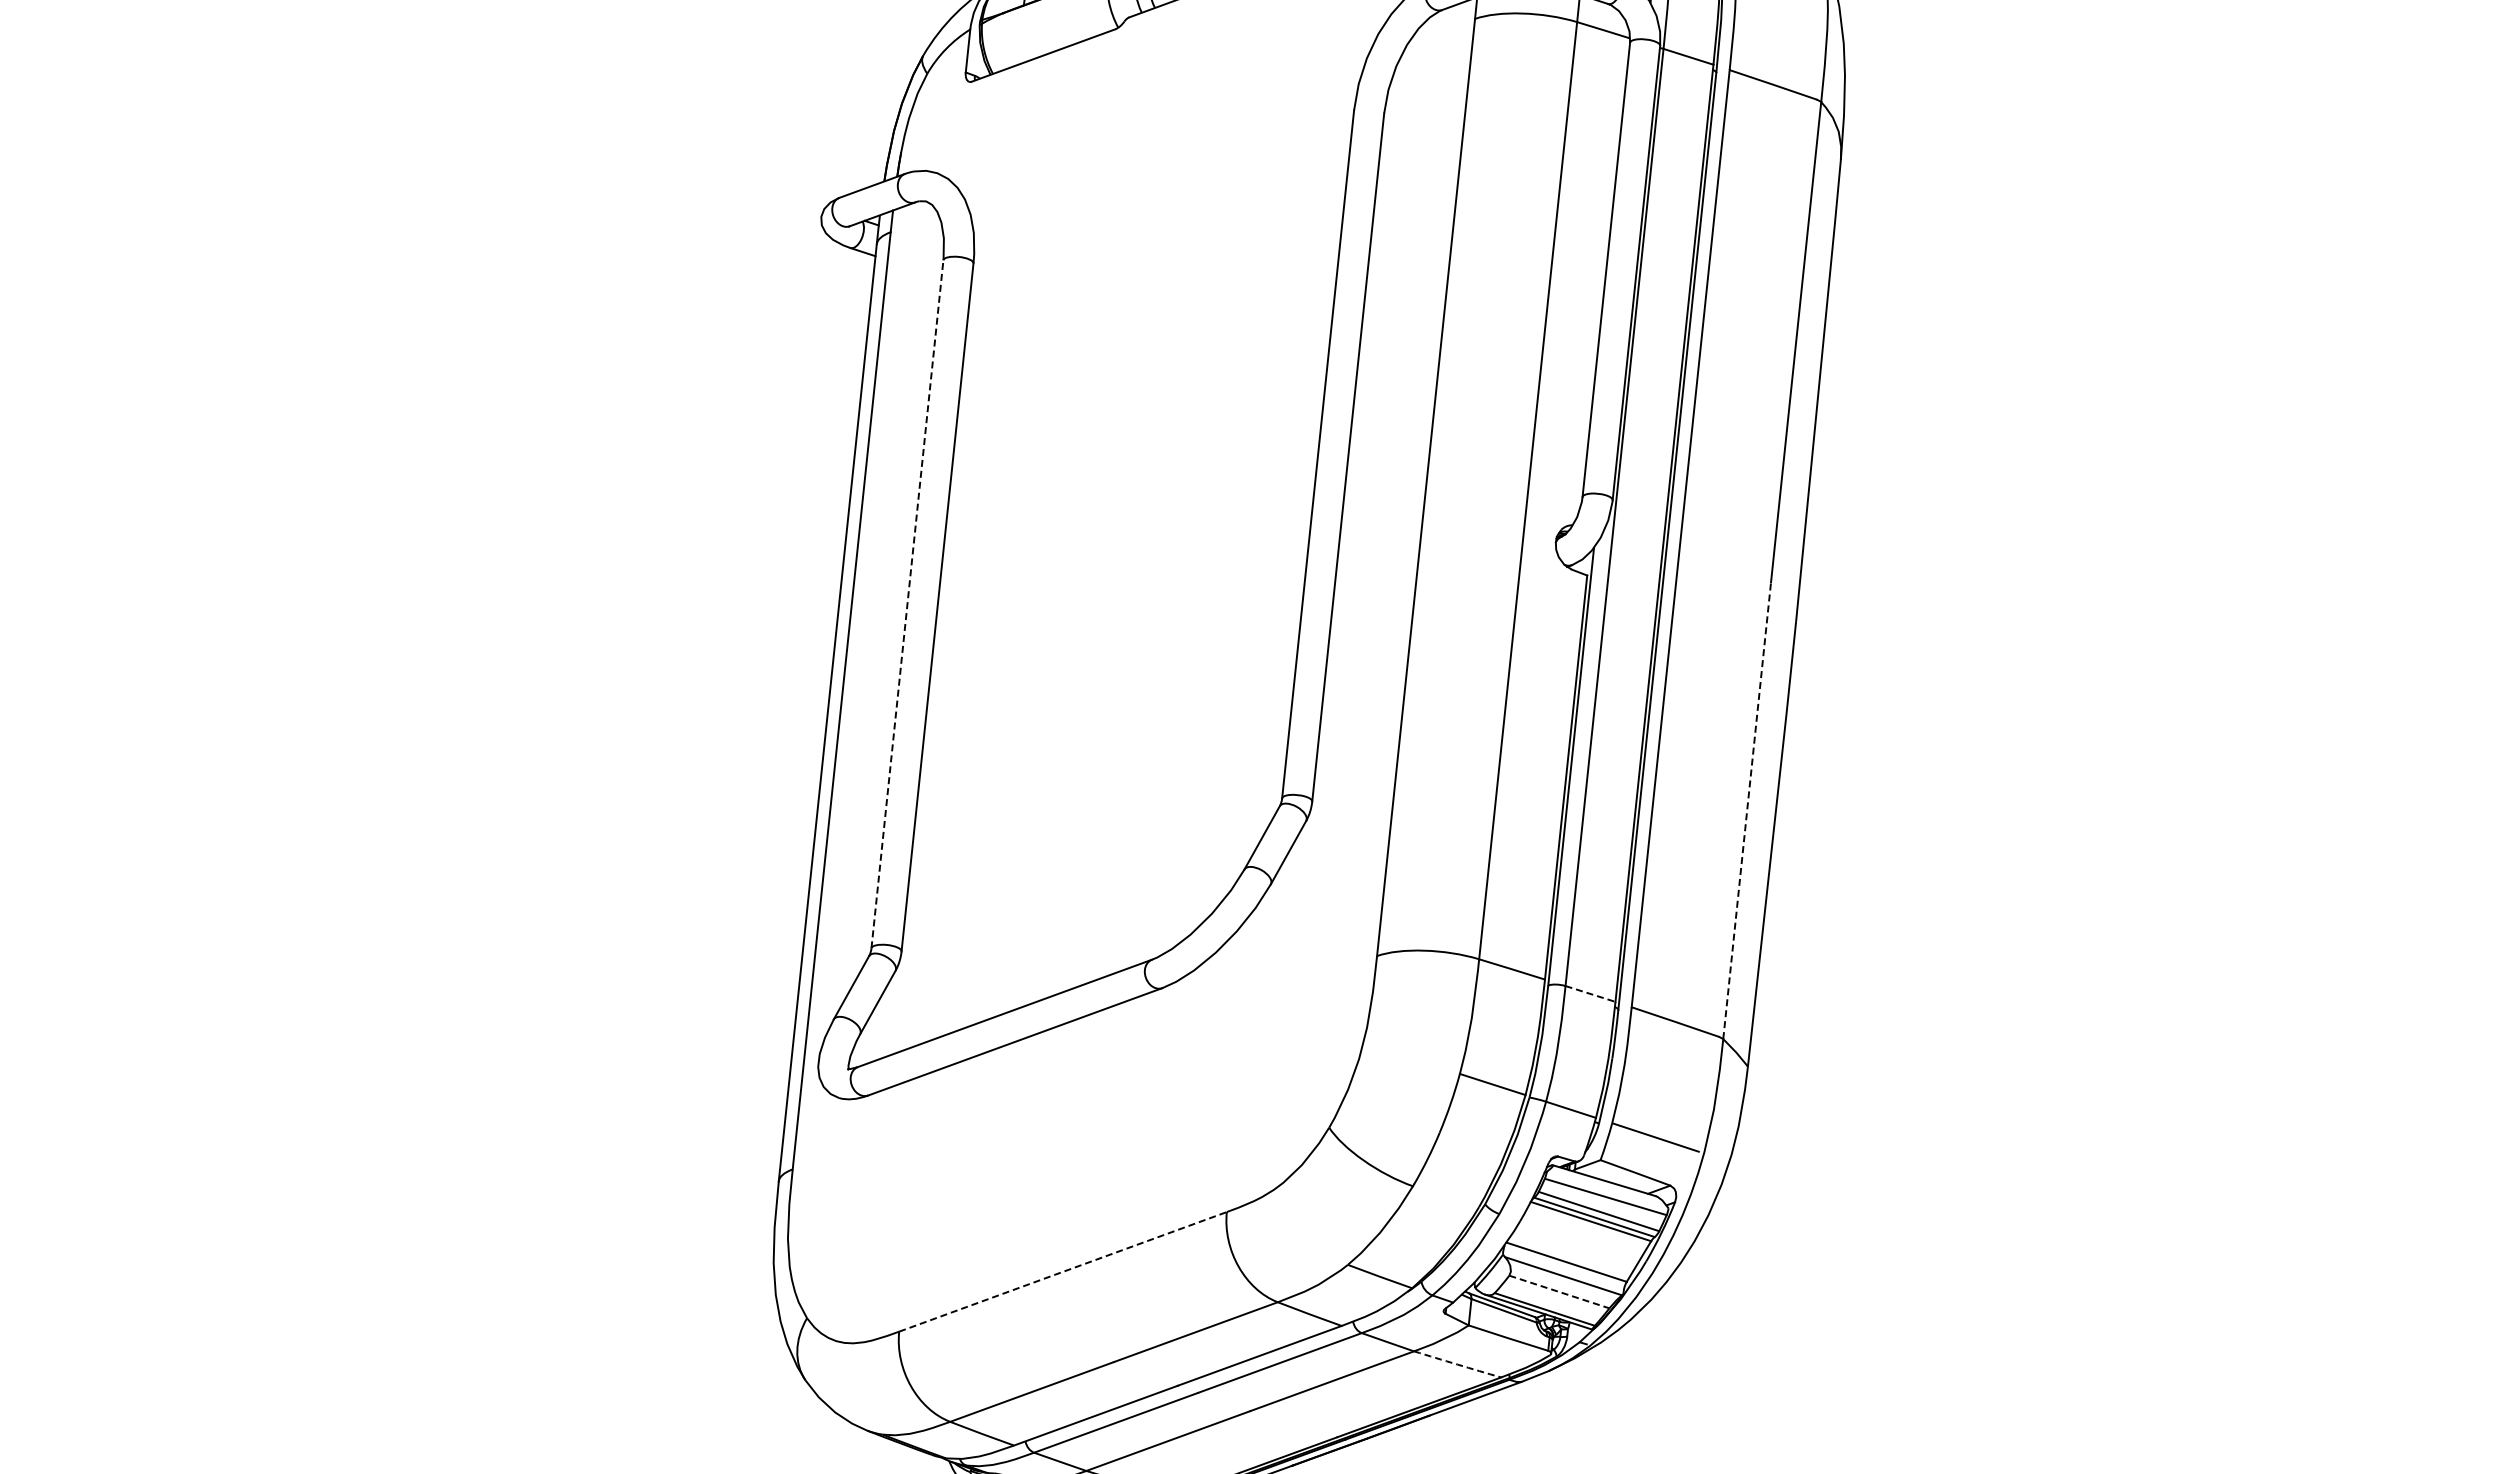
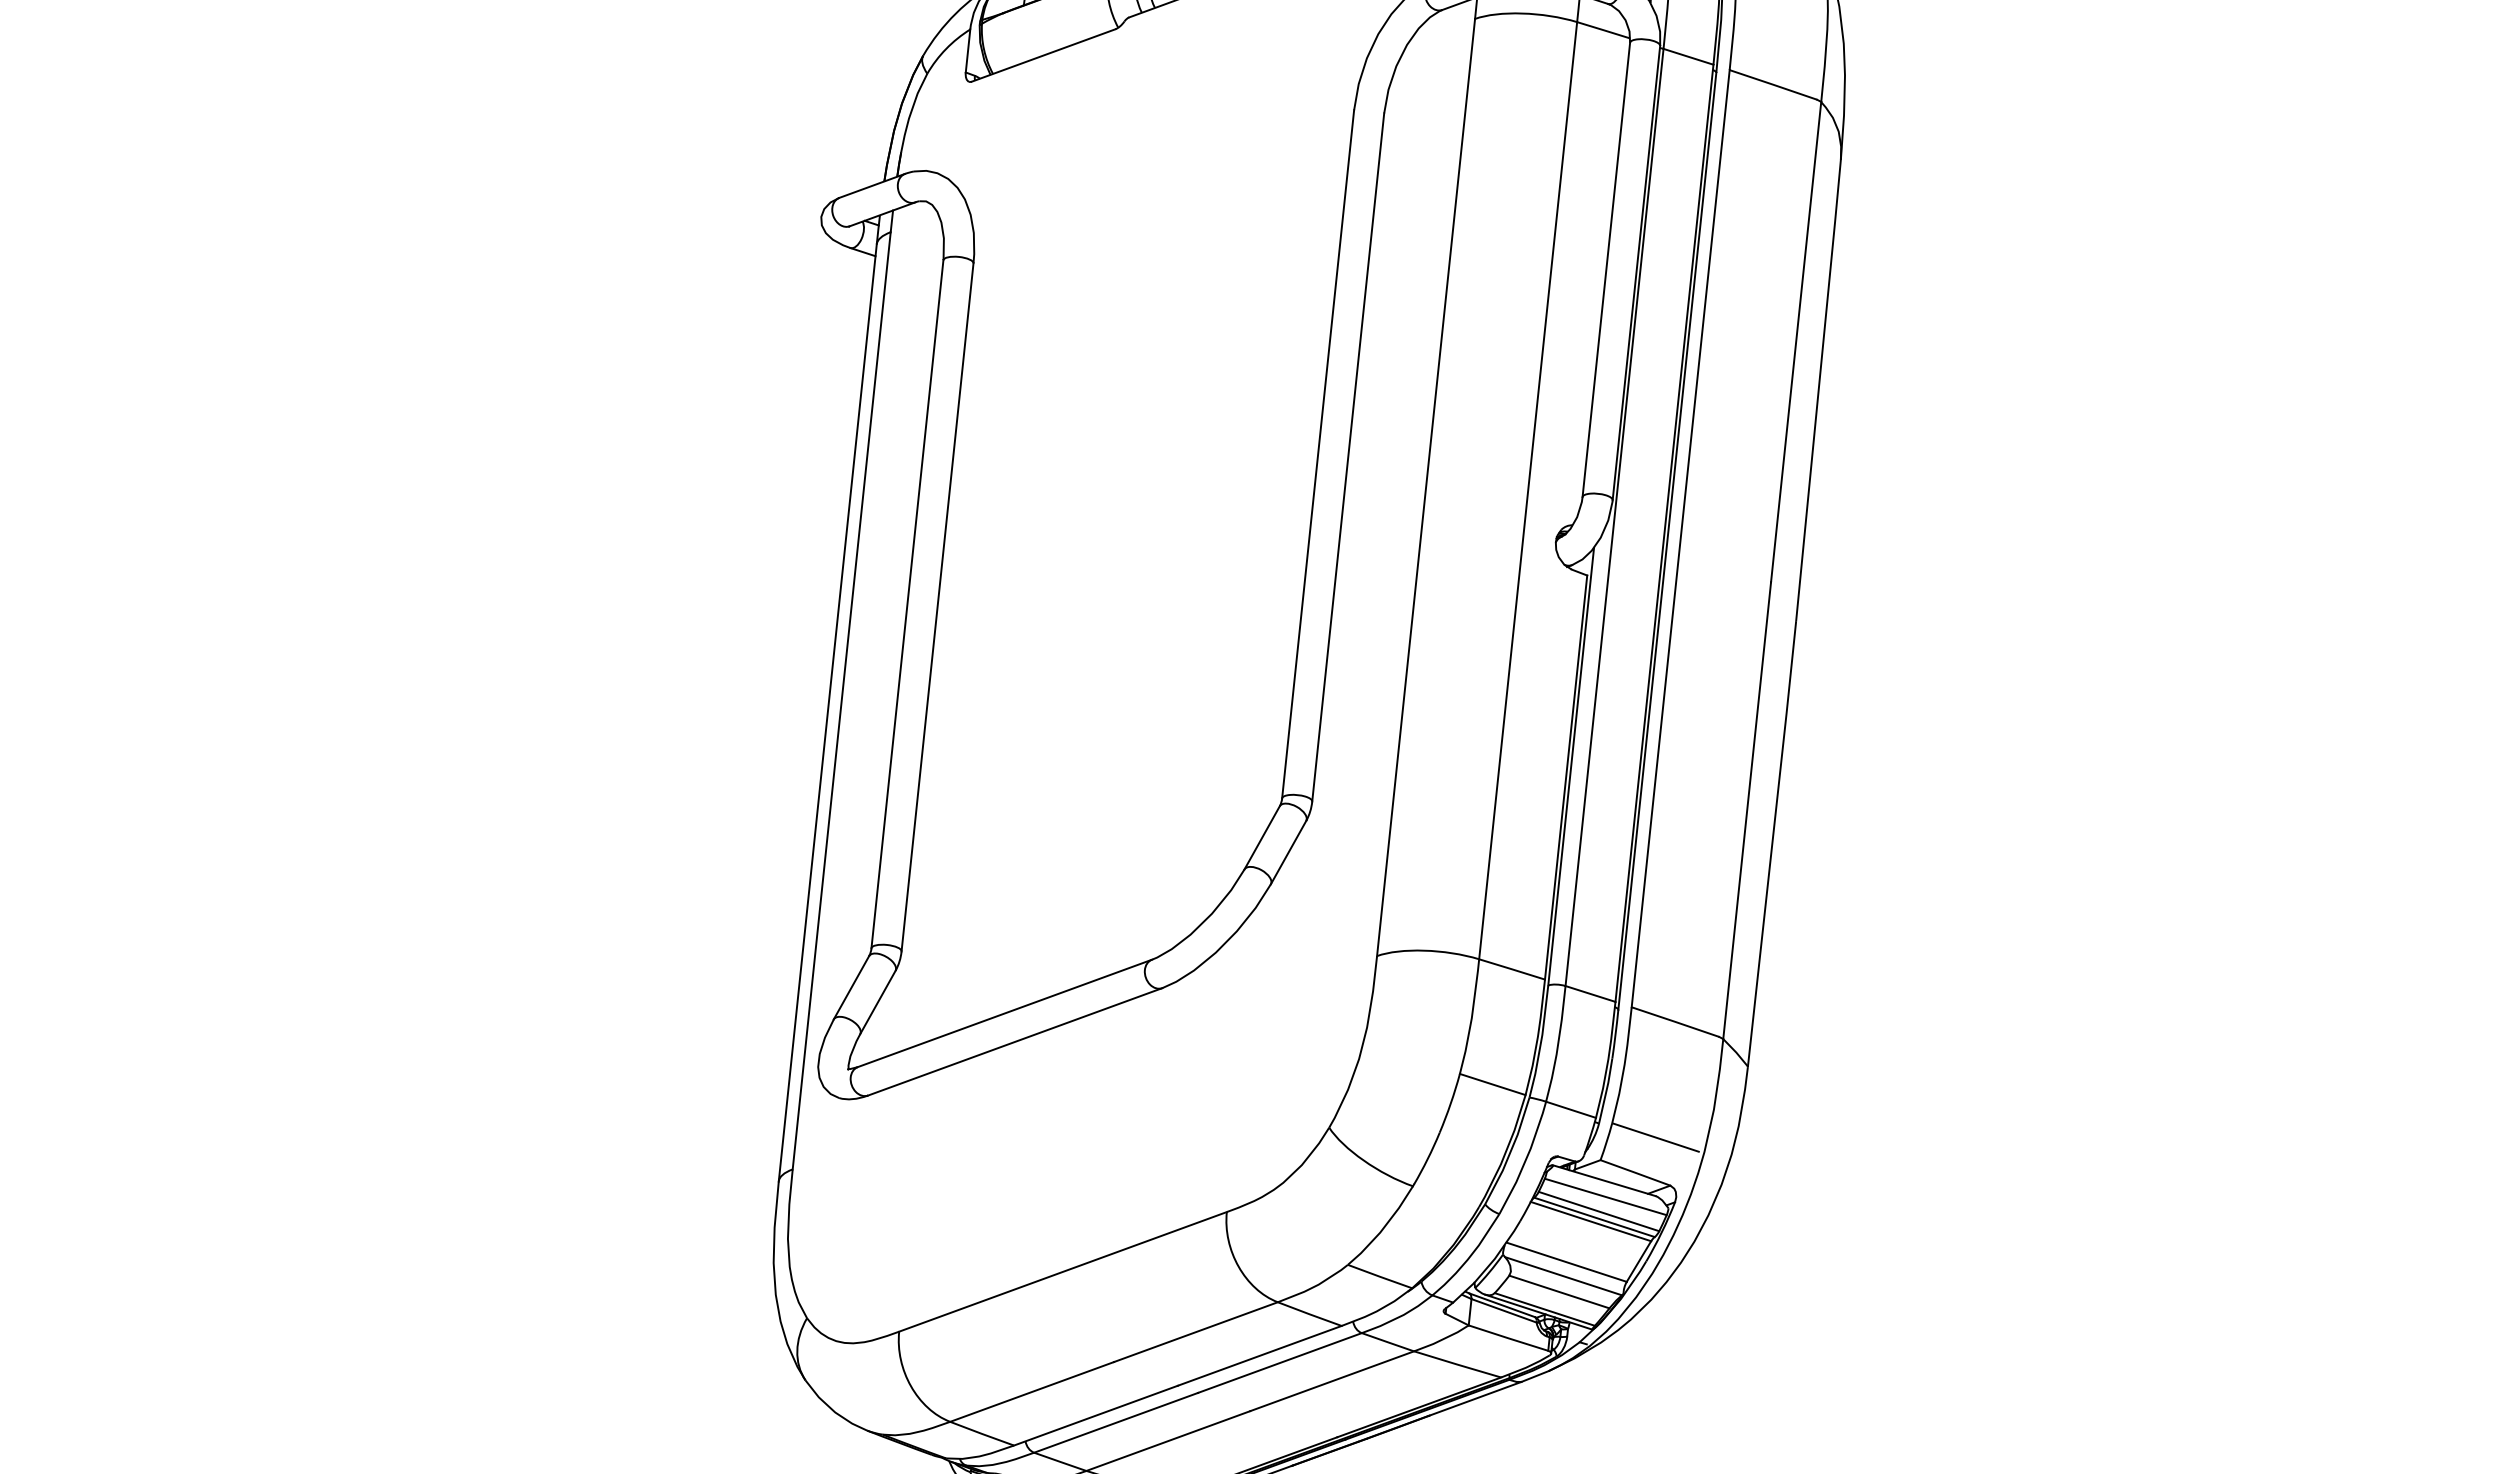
line: dashed -> solid (907, 604)
line: dashed -> solid (1747, 810)
line: dashed -> solid (1591, 994)
line: dashed -> solid (1063, 1271)
line: dashed -> solid (1559, 1292)
arc: dashed -> solid (1457, 1364)
